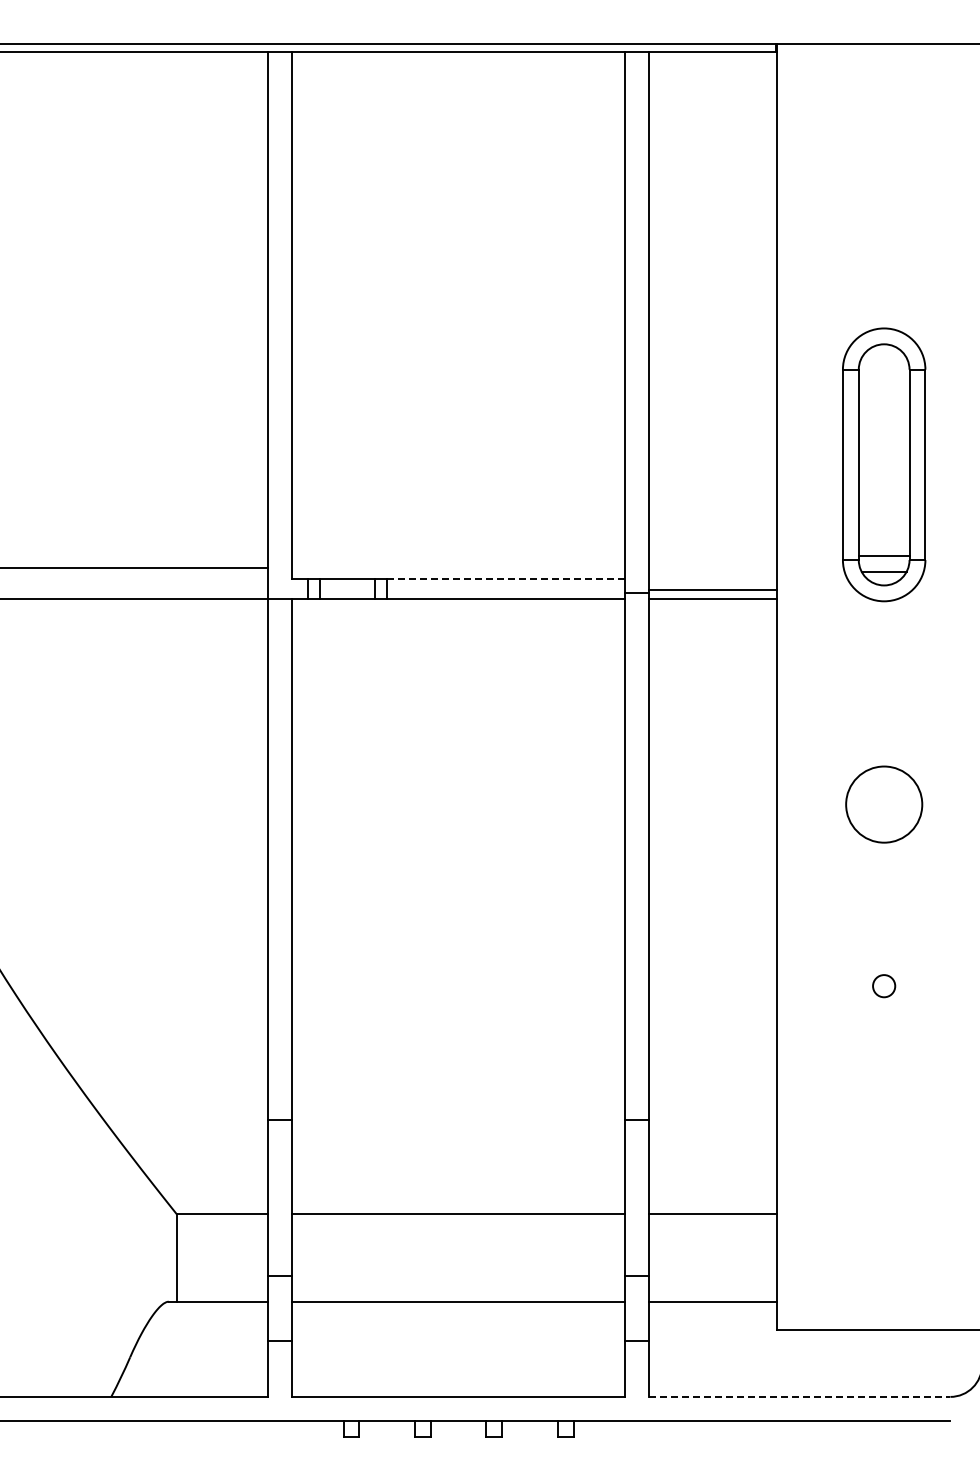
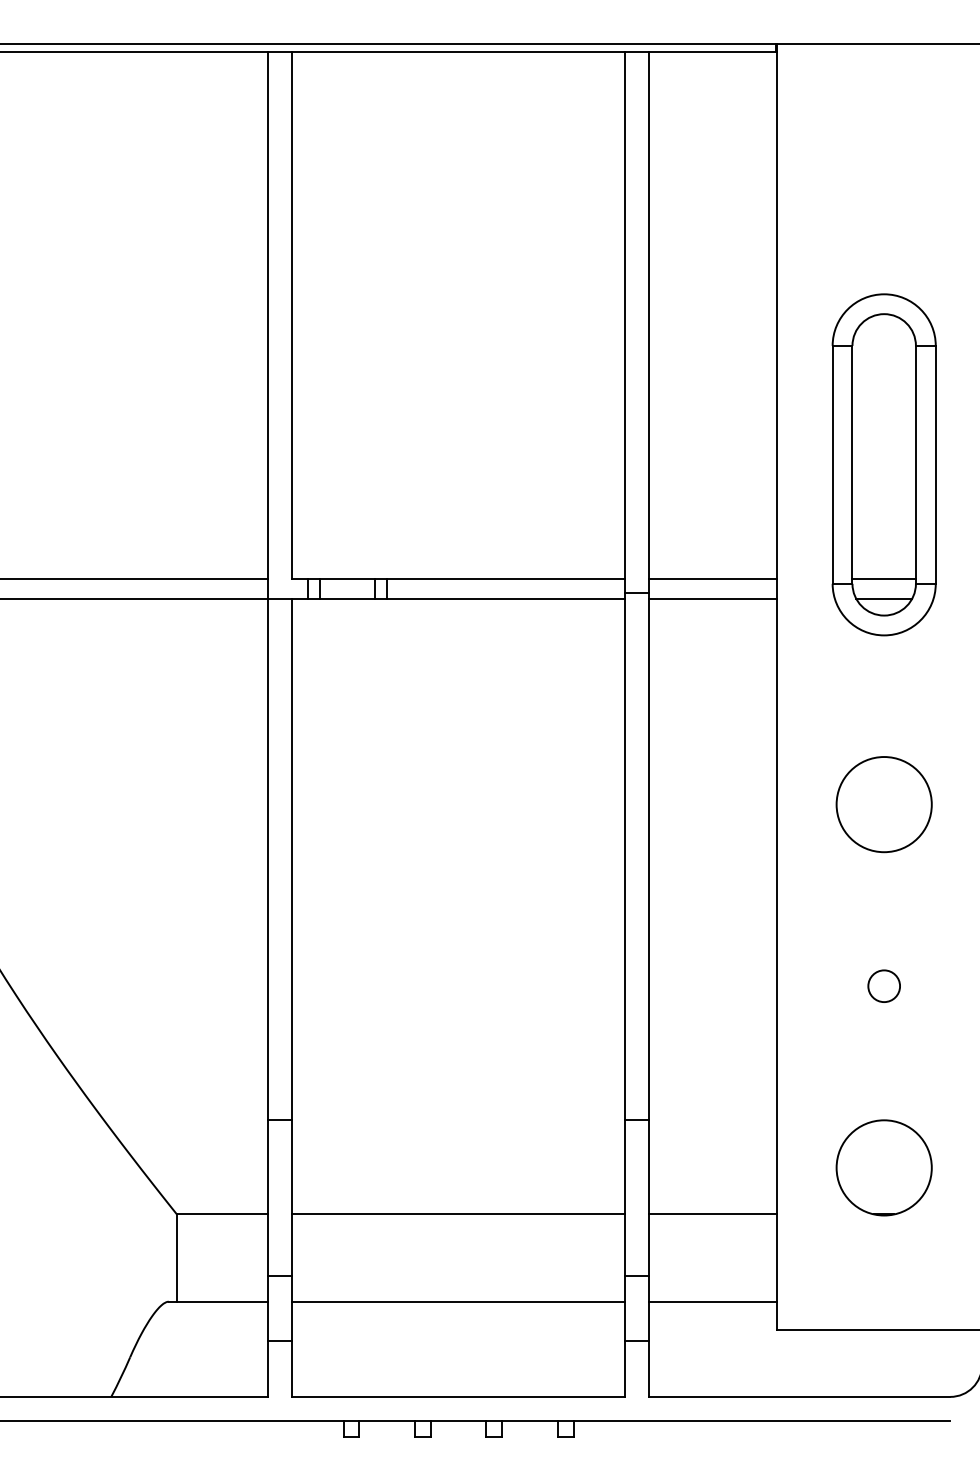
part size: 85x276 px -> 106x344 px (883, 464)
line position: (135, 567) -> (135, 578) (135, 578)
line: dashed -> solid (506, 578)
line position: (712, 589) -> (712, 578) (712, 578)
circle diameter: 76 px -> 95 px (883, 804)
circle size: 25x25 px -> 34x34 px (883, 985)
circle: none -> present (883, 1167)
line: dashed -> solid (799, 1396)
